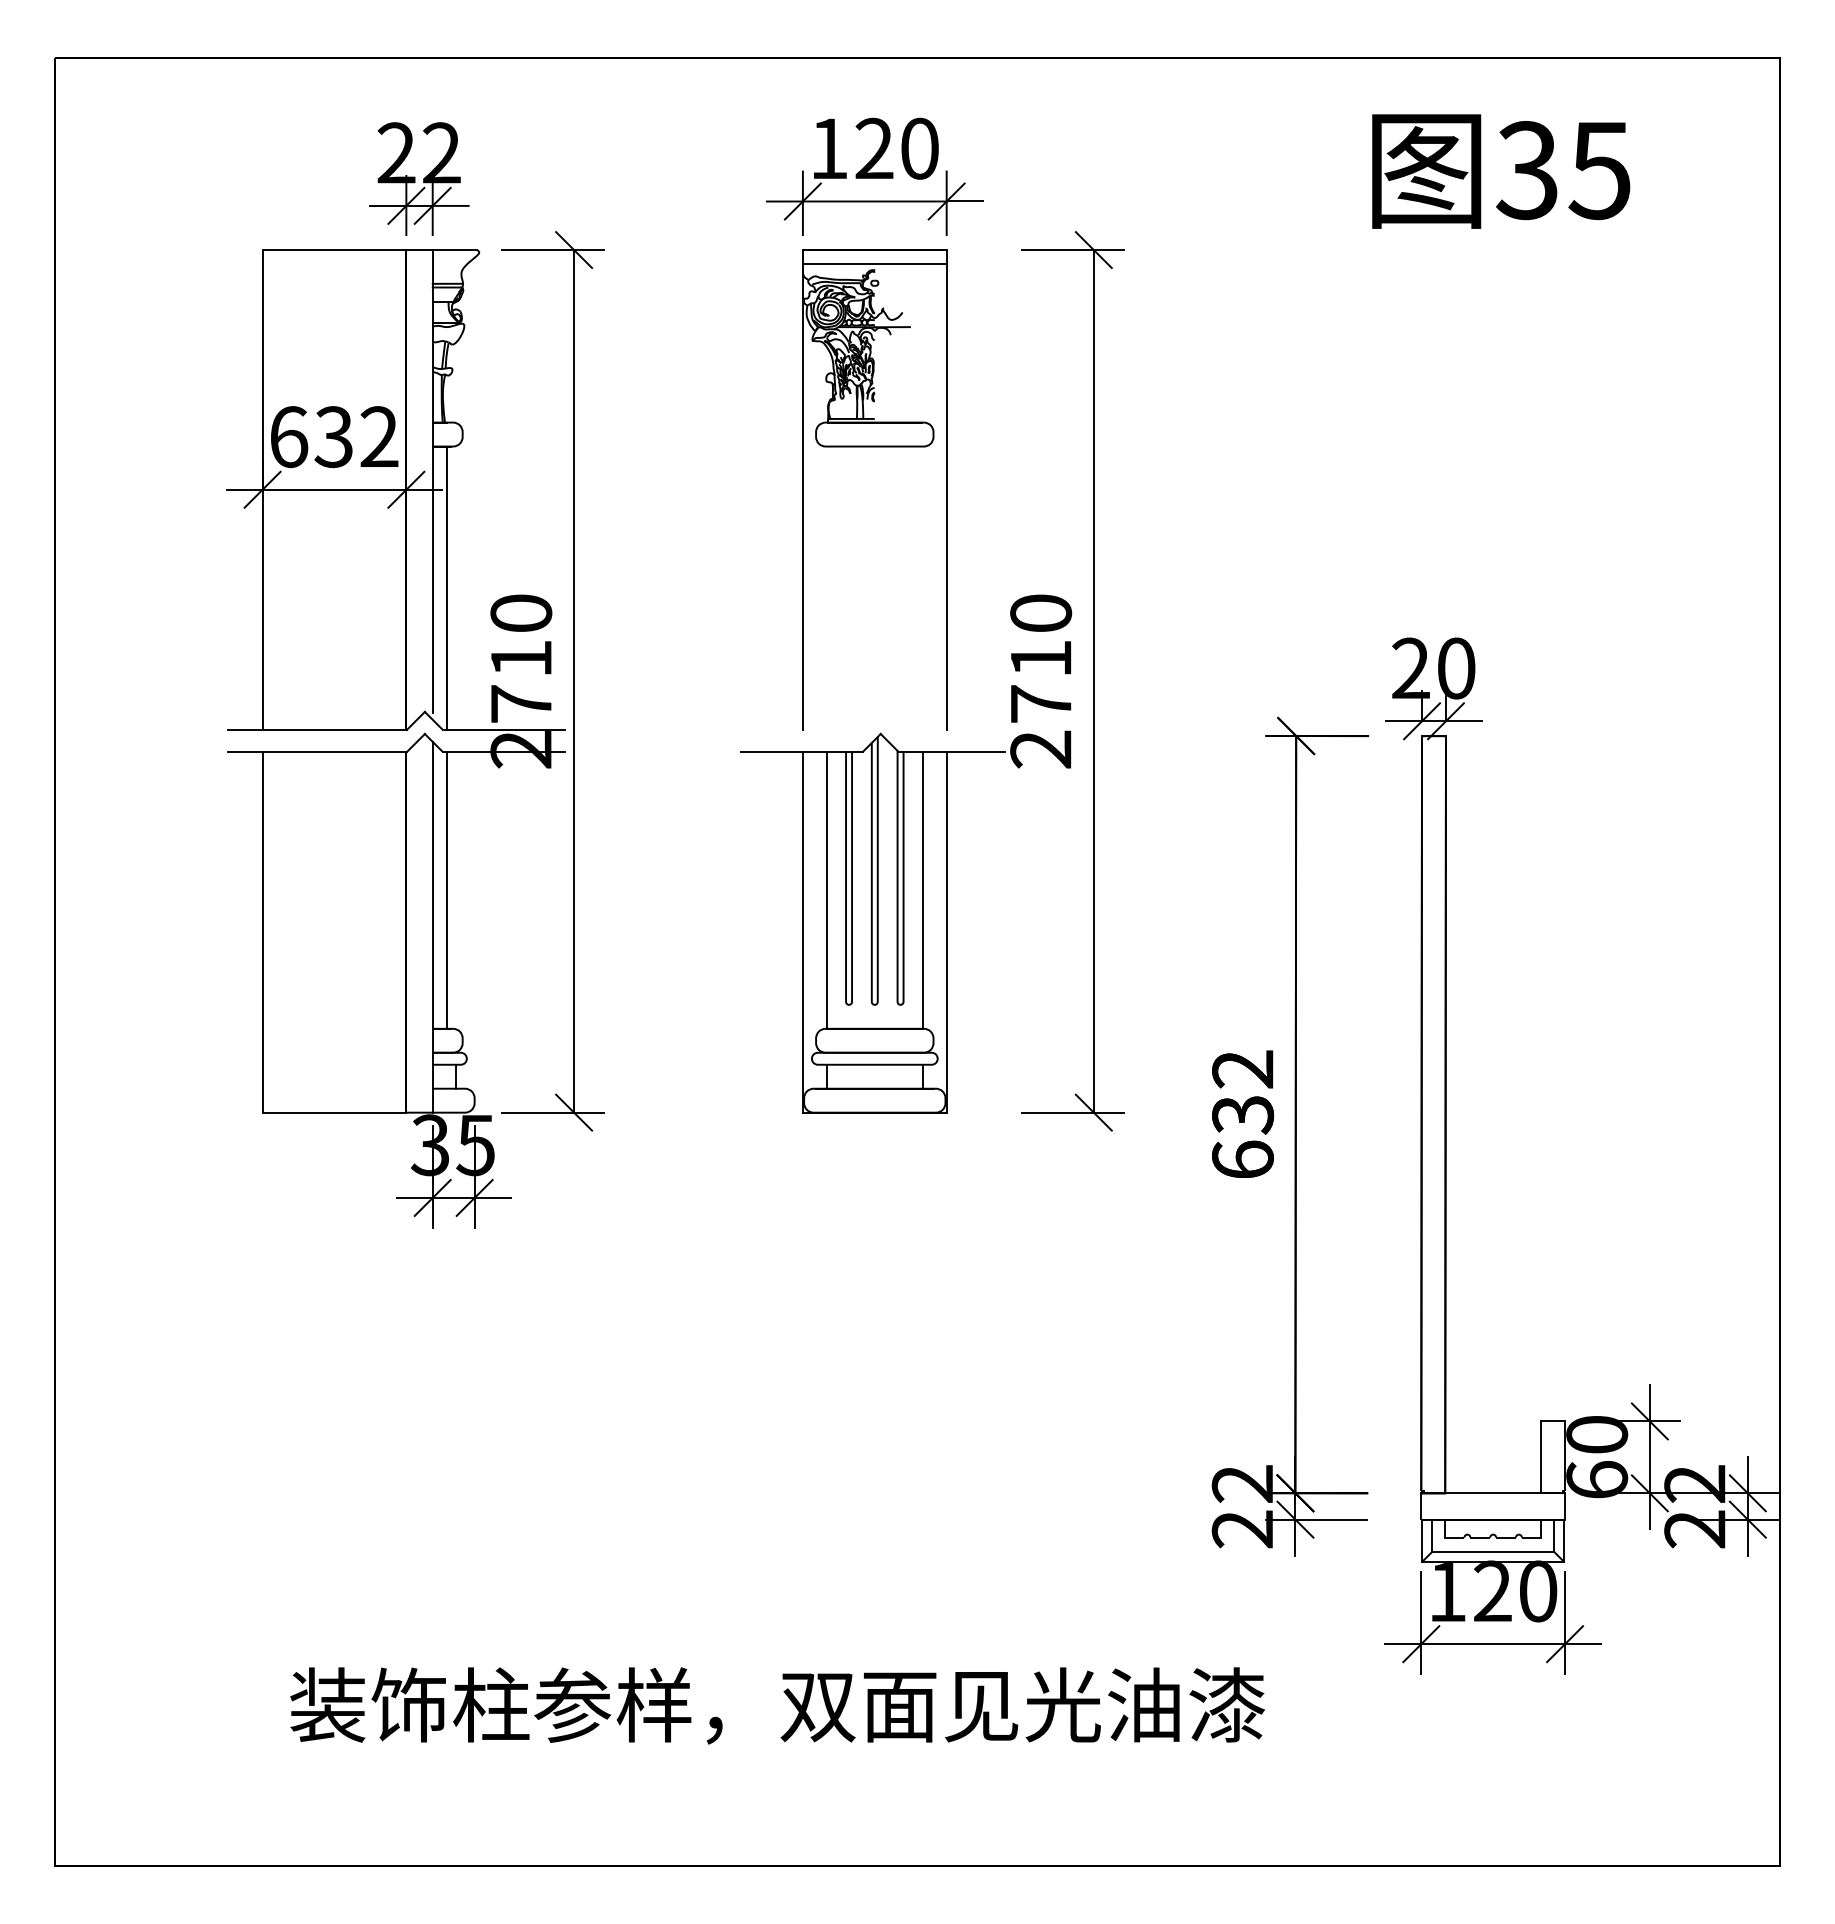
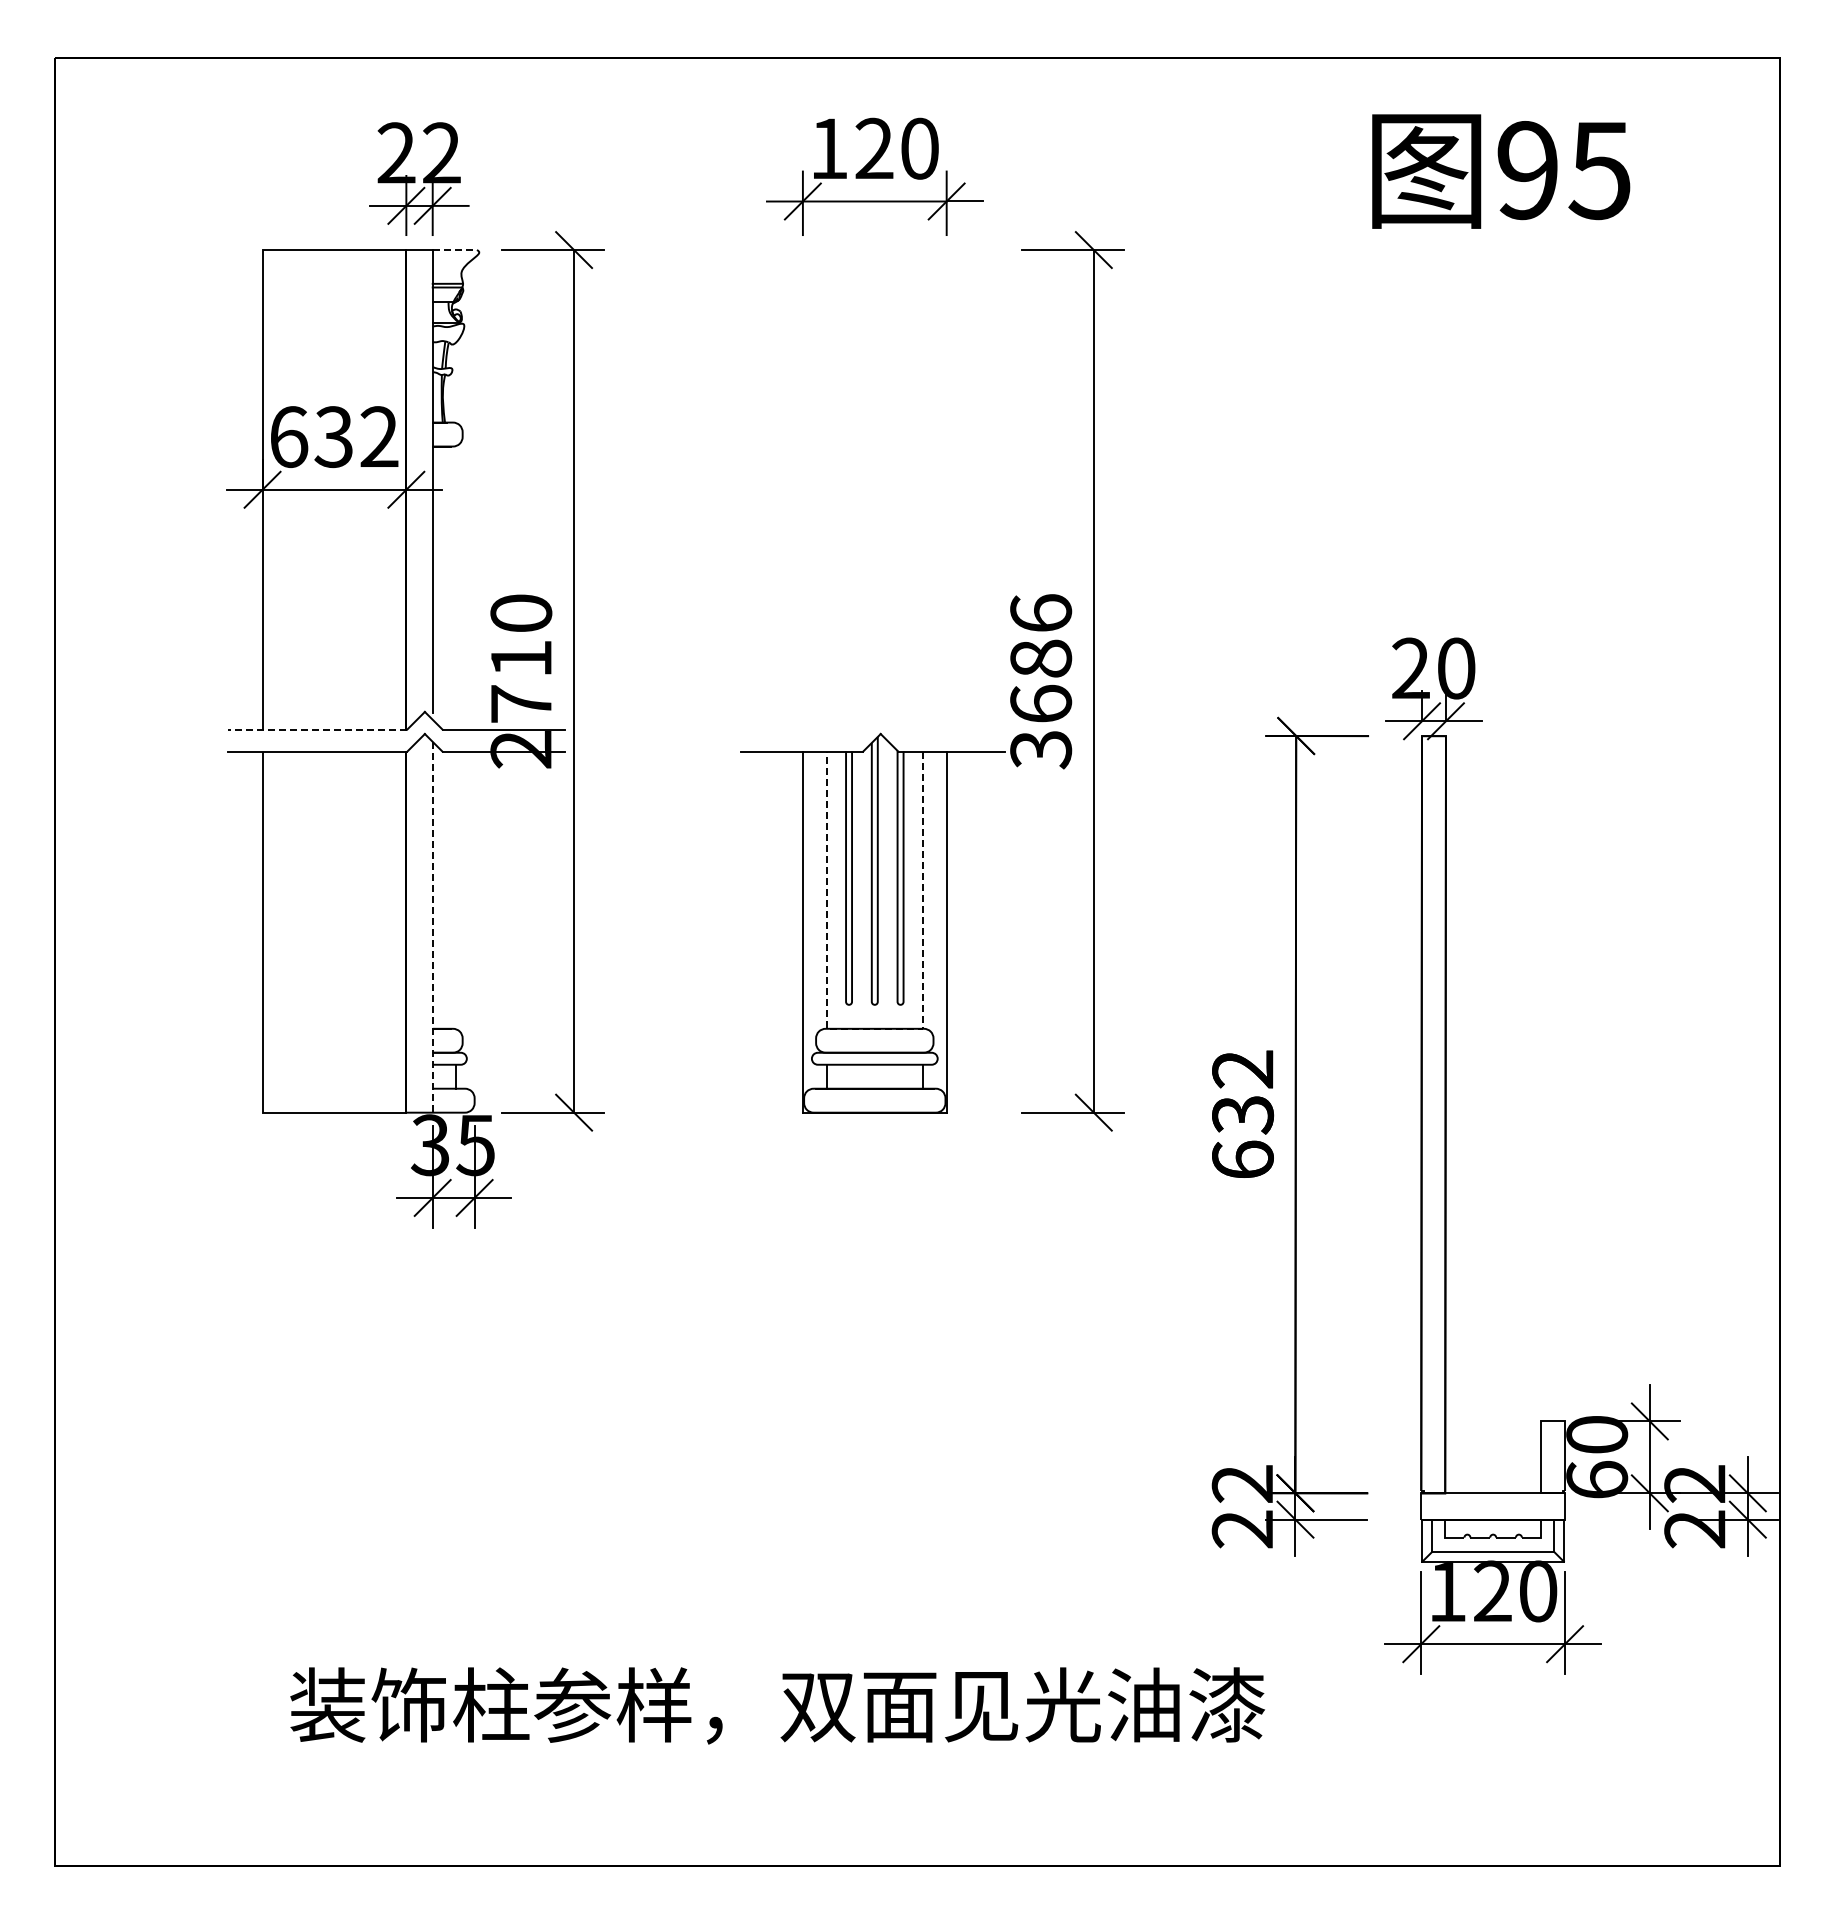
text: 35 -> 95 (1526, 170)
line: solid -> dashed (455, 250)
part: present -> none (874, 447)
line: present -> none (447, 587)
text: 2710 -> 3686 (1041, 681)
line: solid -> dashed (317, 729)
line: present -> none (447, 889)
line: solid -> dashed (432, 927)
line: solid -> dashed (874, 1028)
